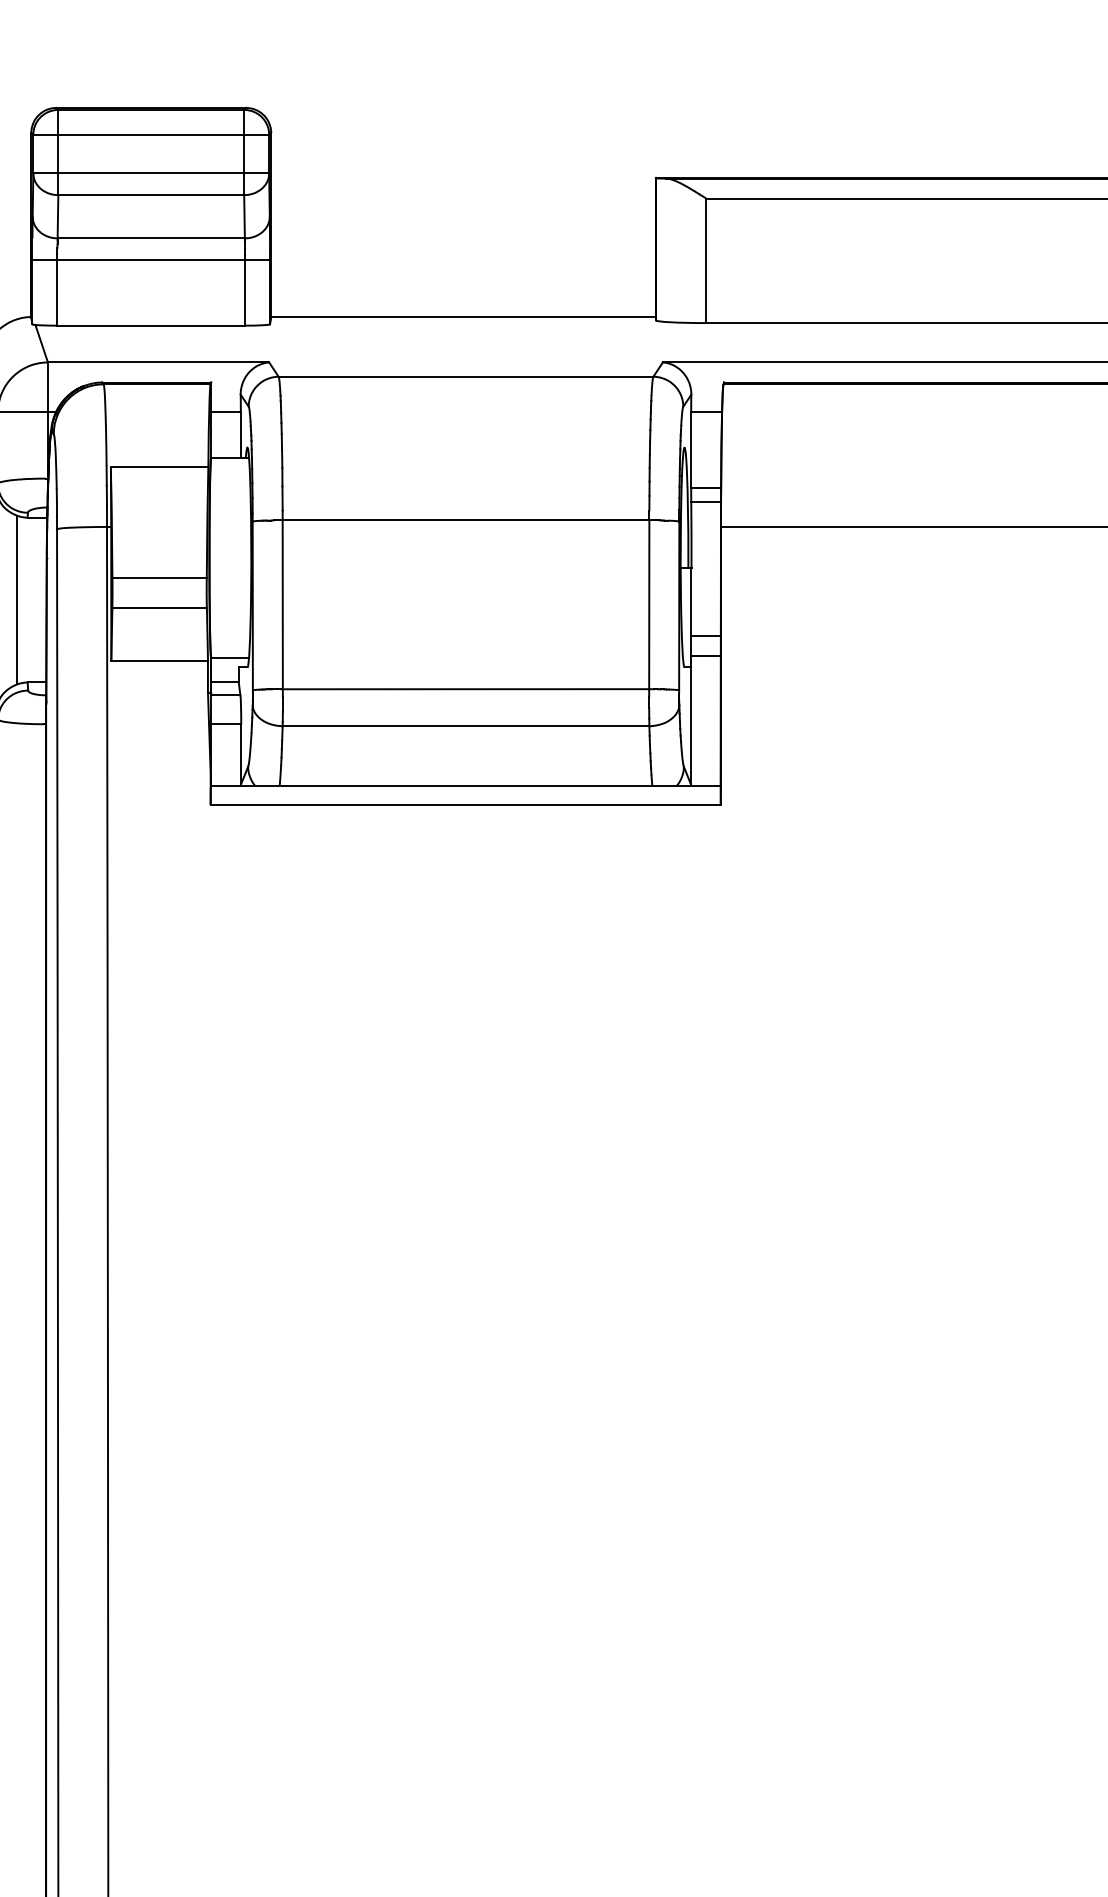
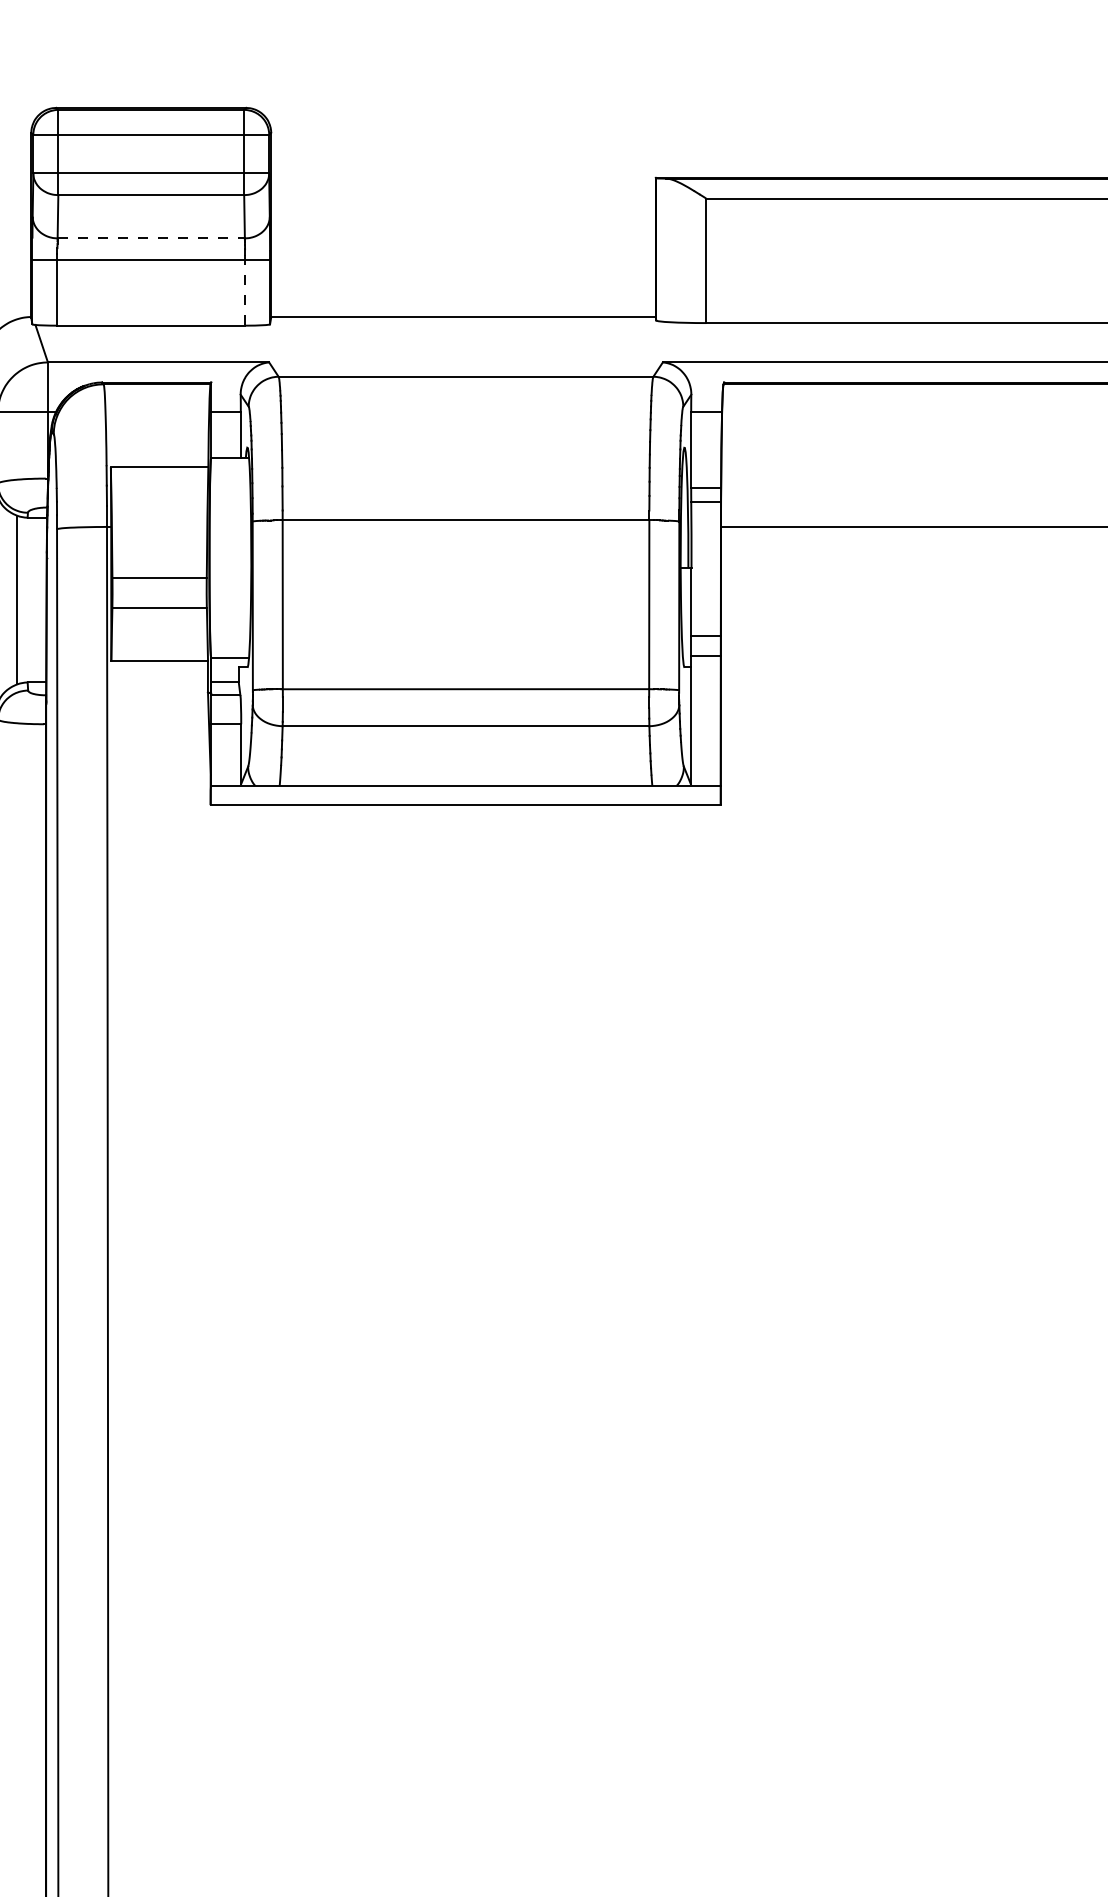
line: solid -> dashed (151, 238)
line: solid -> dashed (245, 290)
